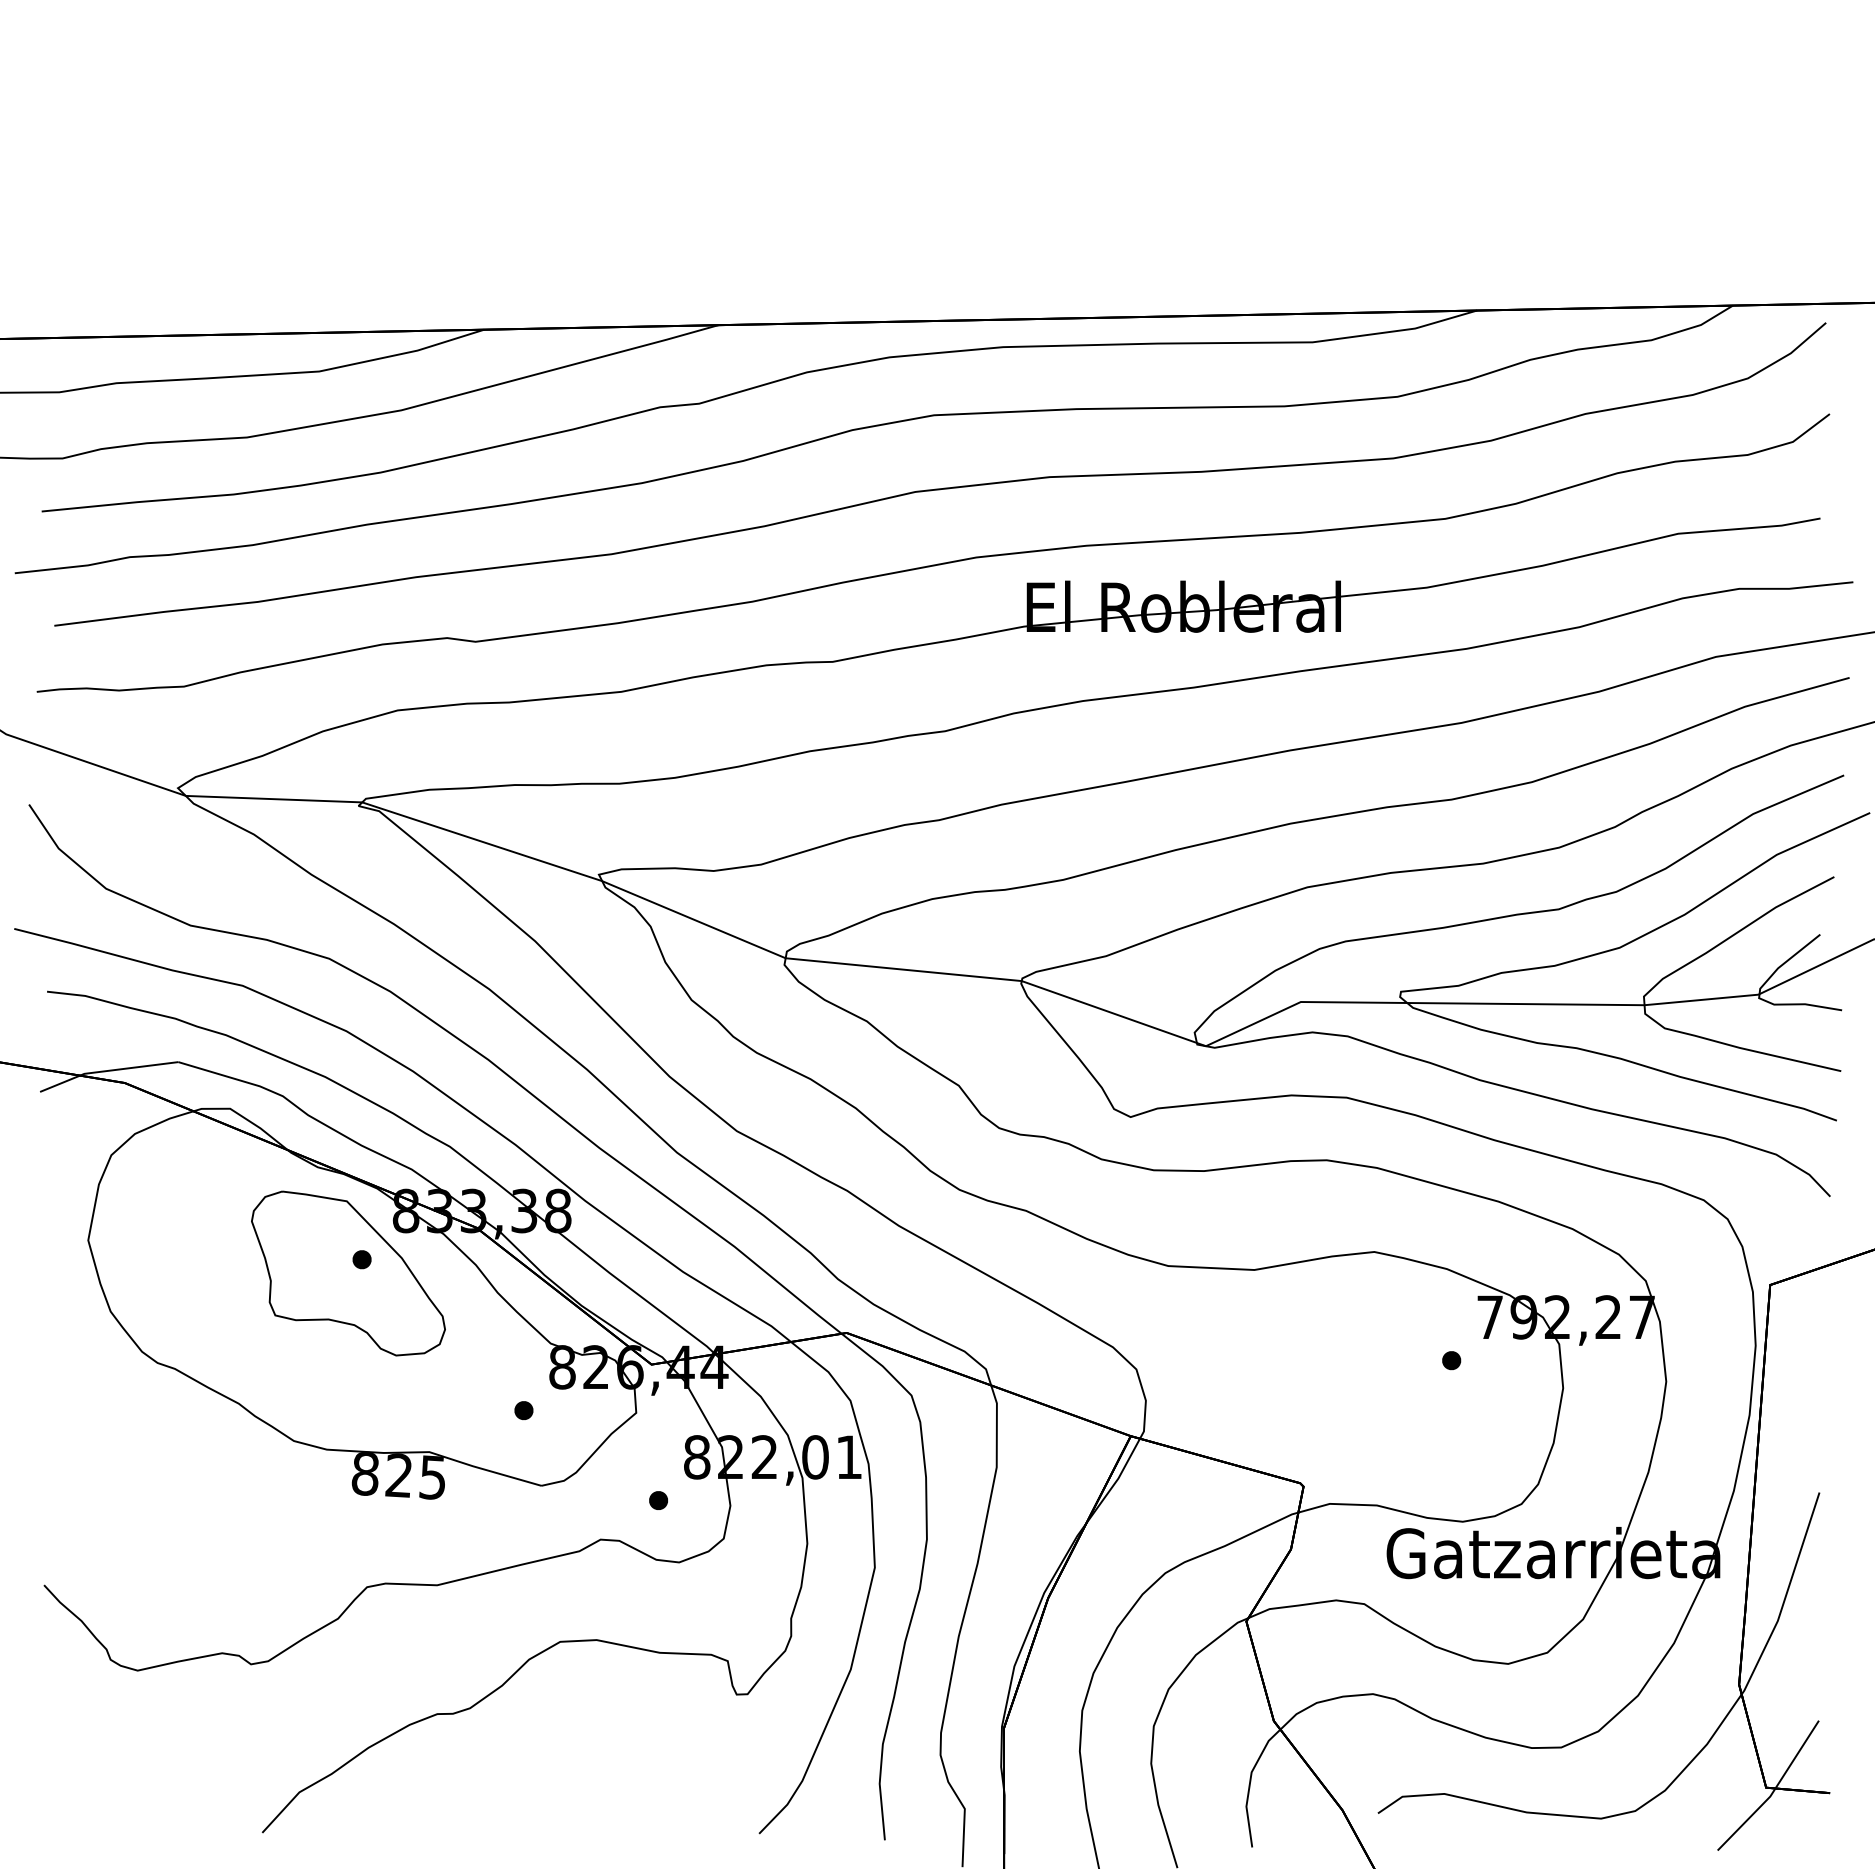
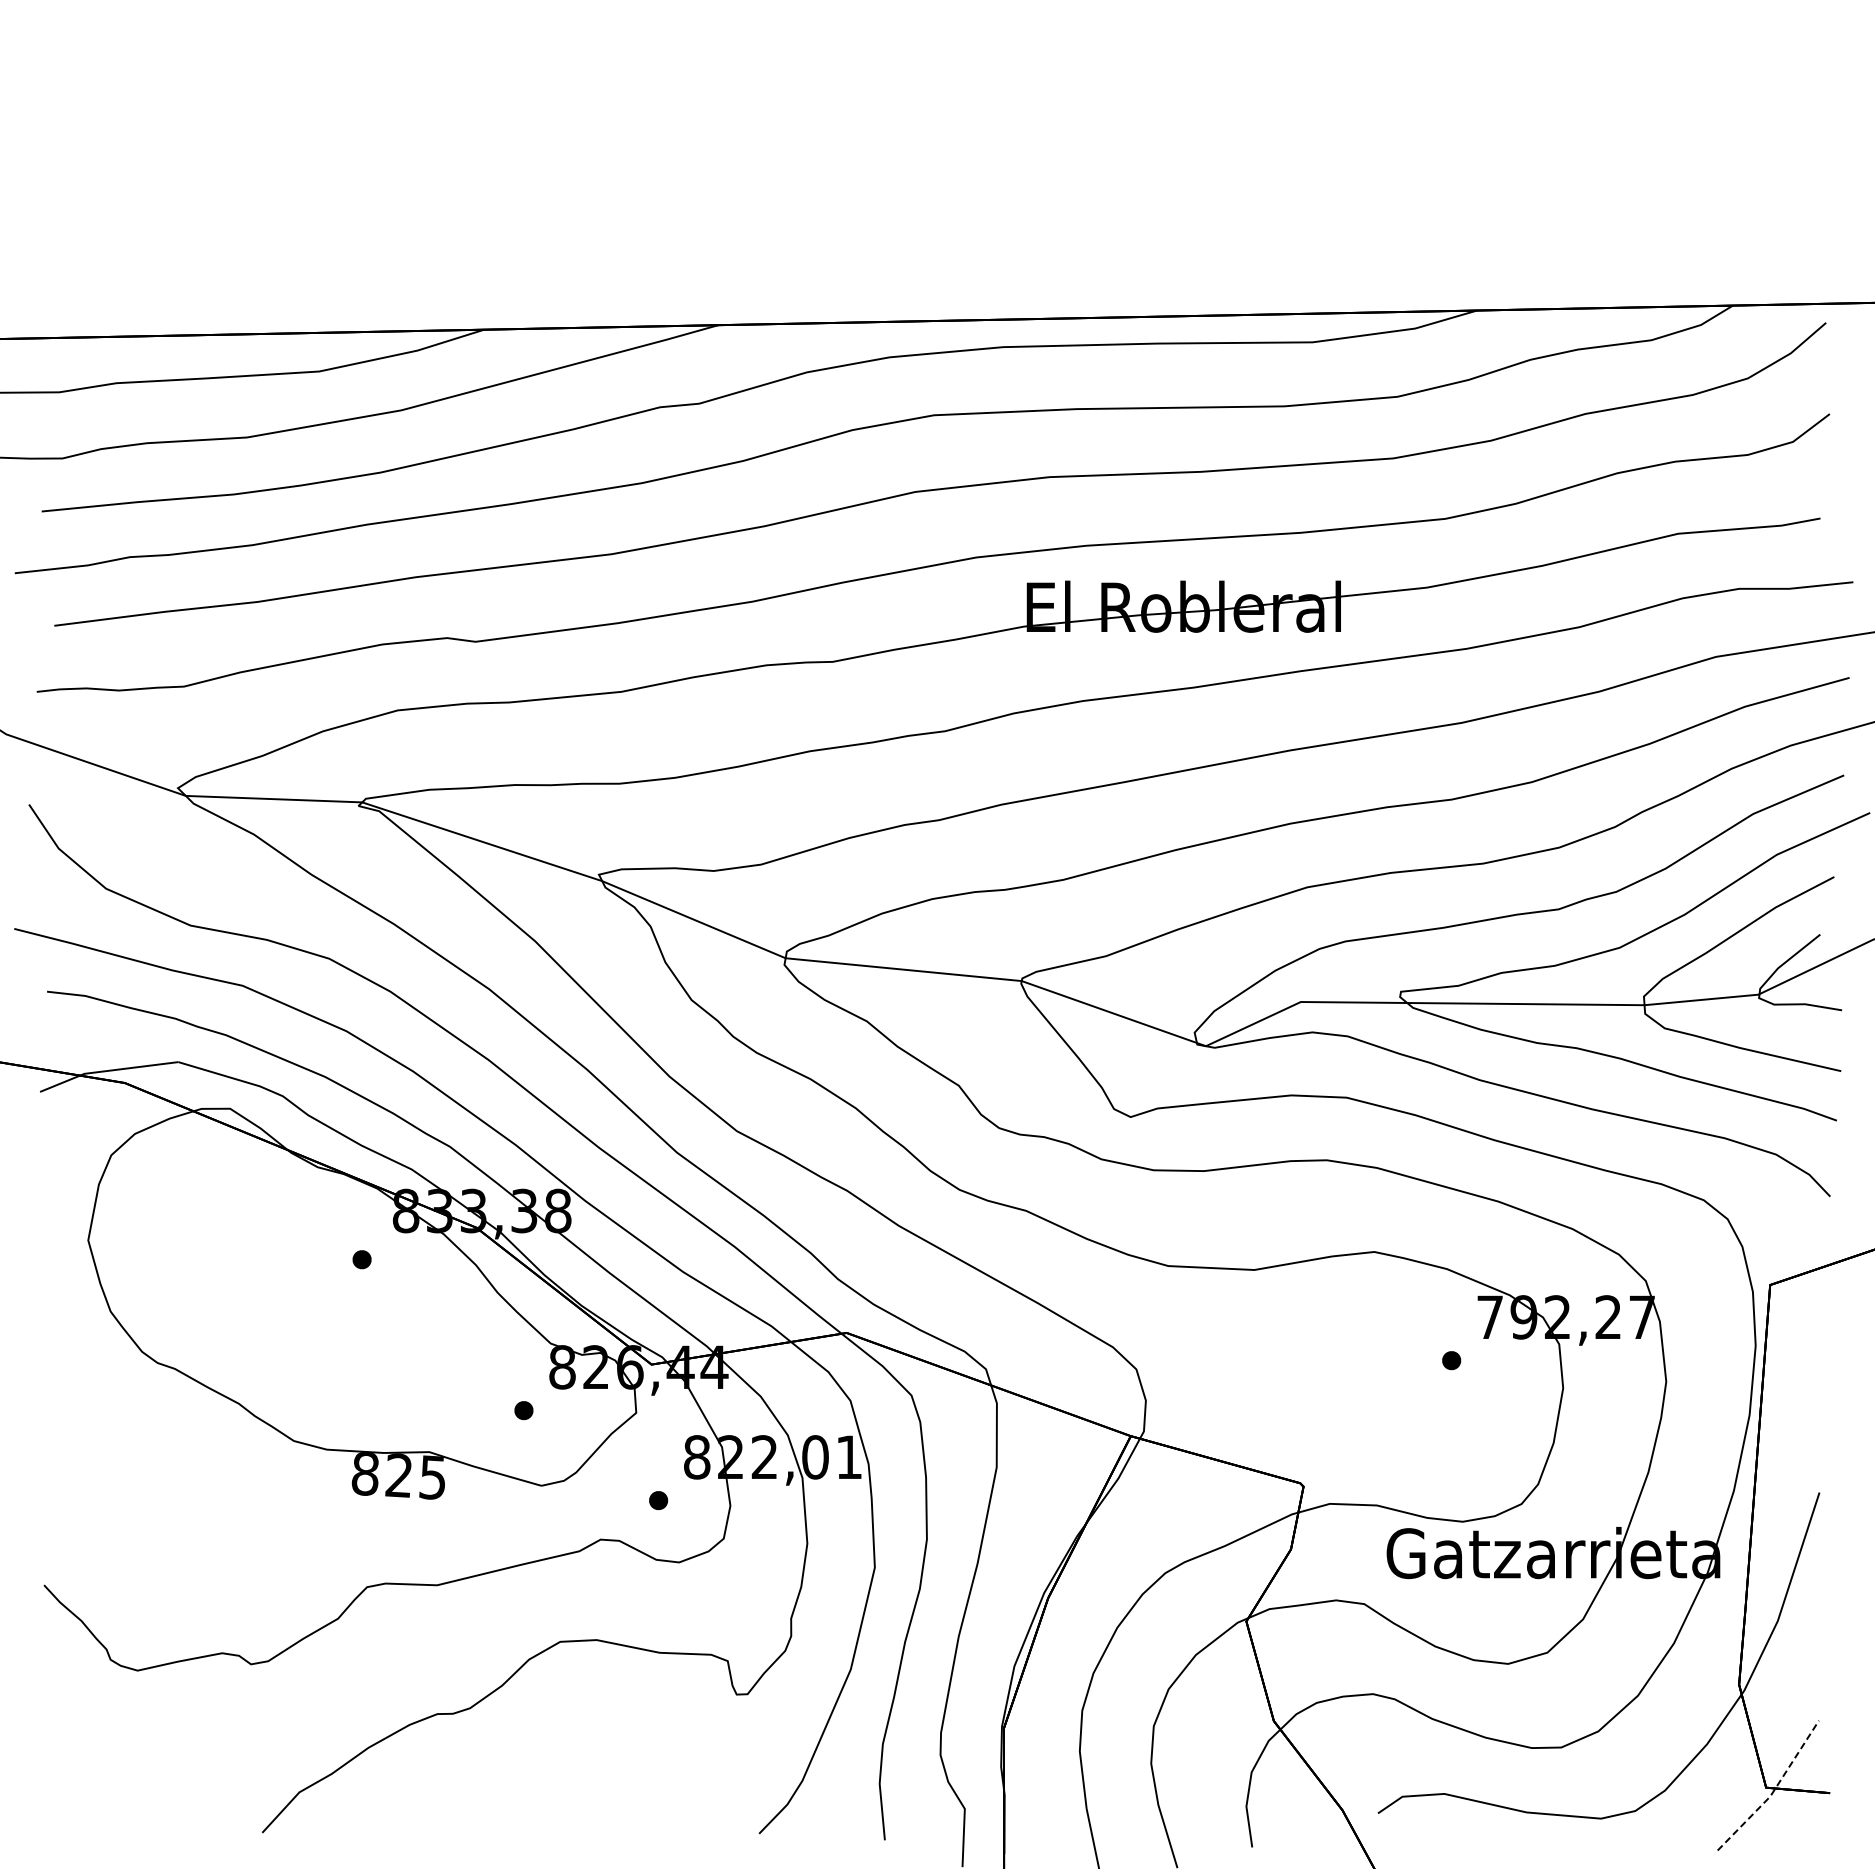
part: present -> none (348, 1273)
line: solid -> dashed (1774, 1790)
